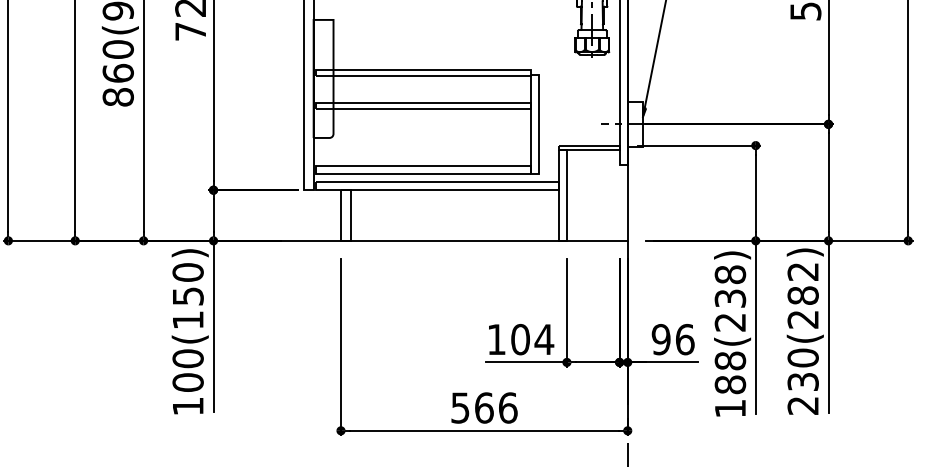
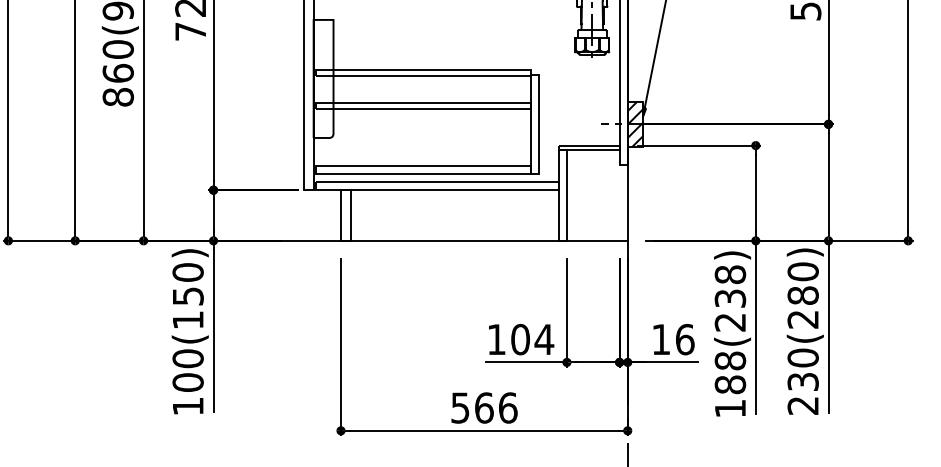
hatch: none -> present (634, 124)
text: 230(282) -> 230(280) (802, 271)
text: 96 -> 16 (660, 339)
